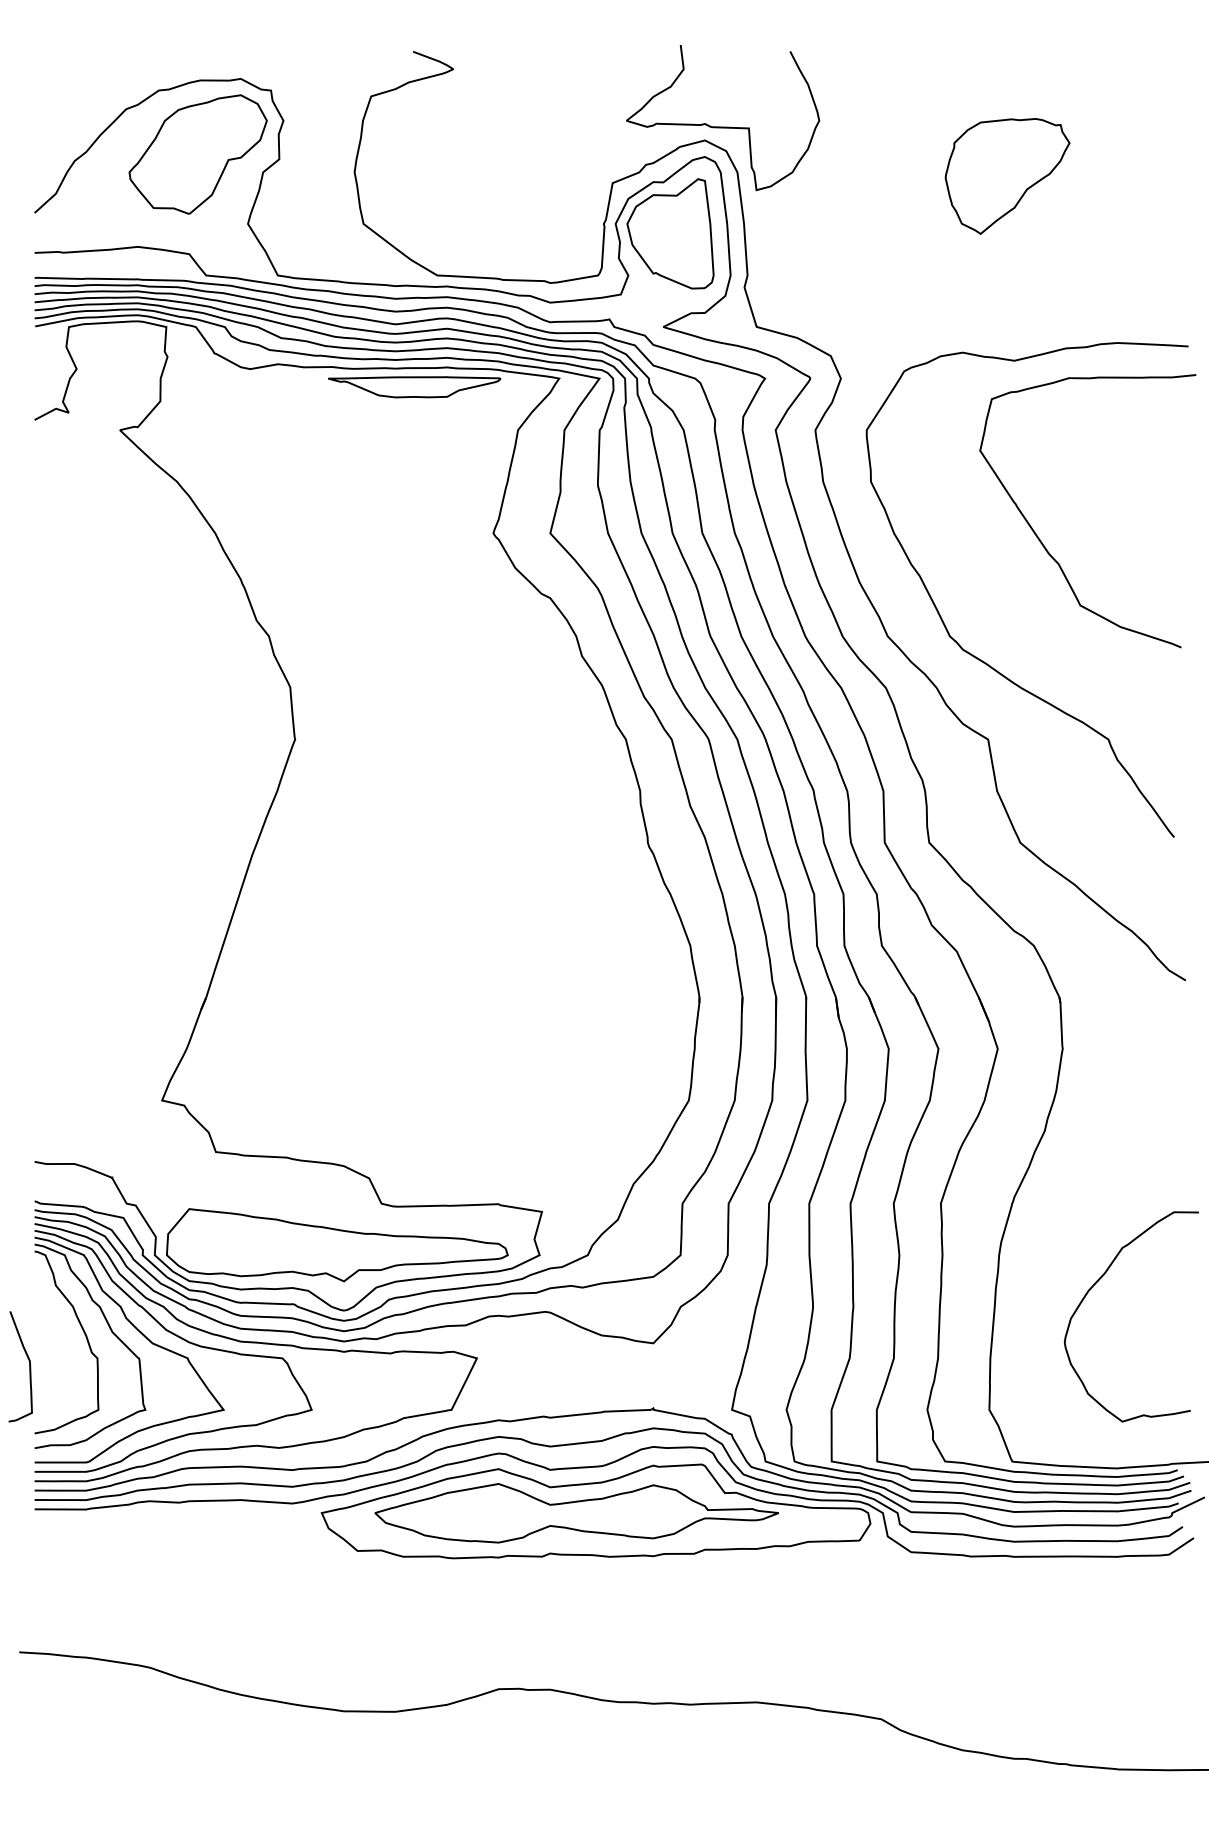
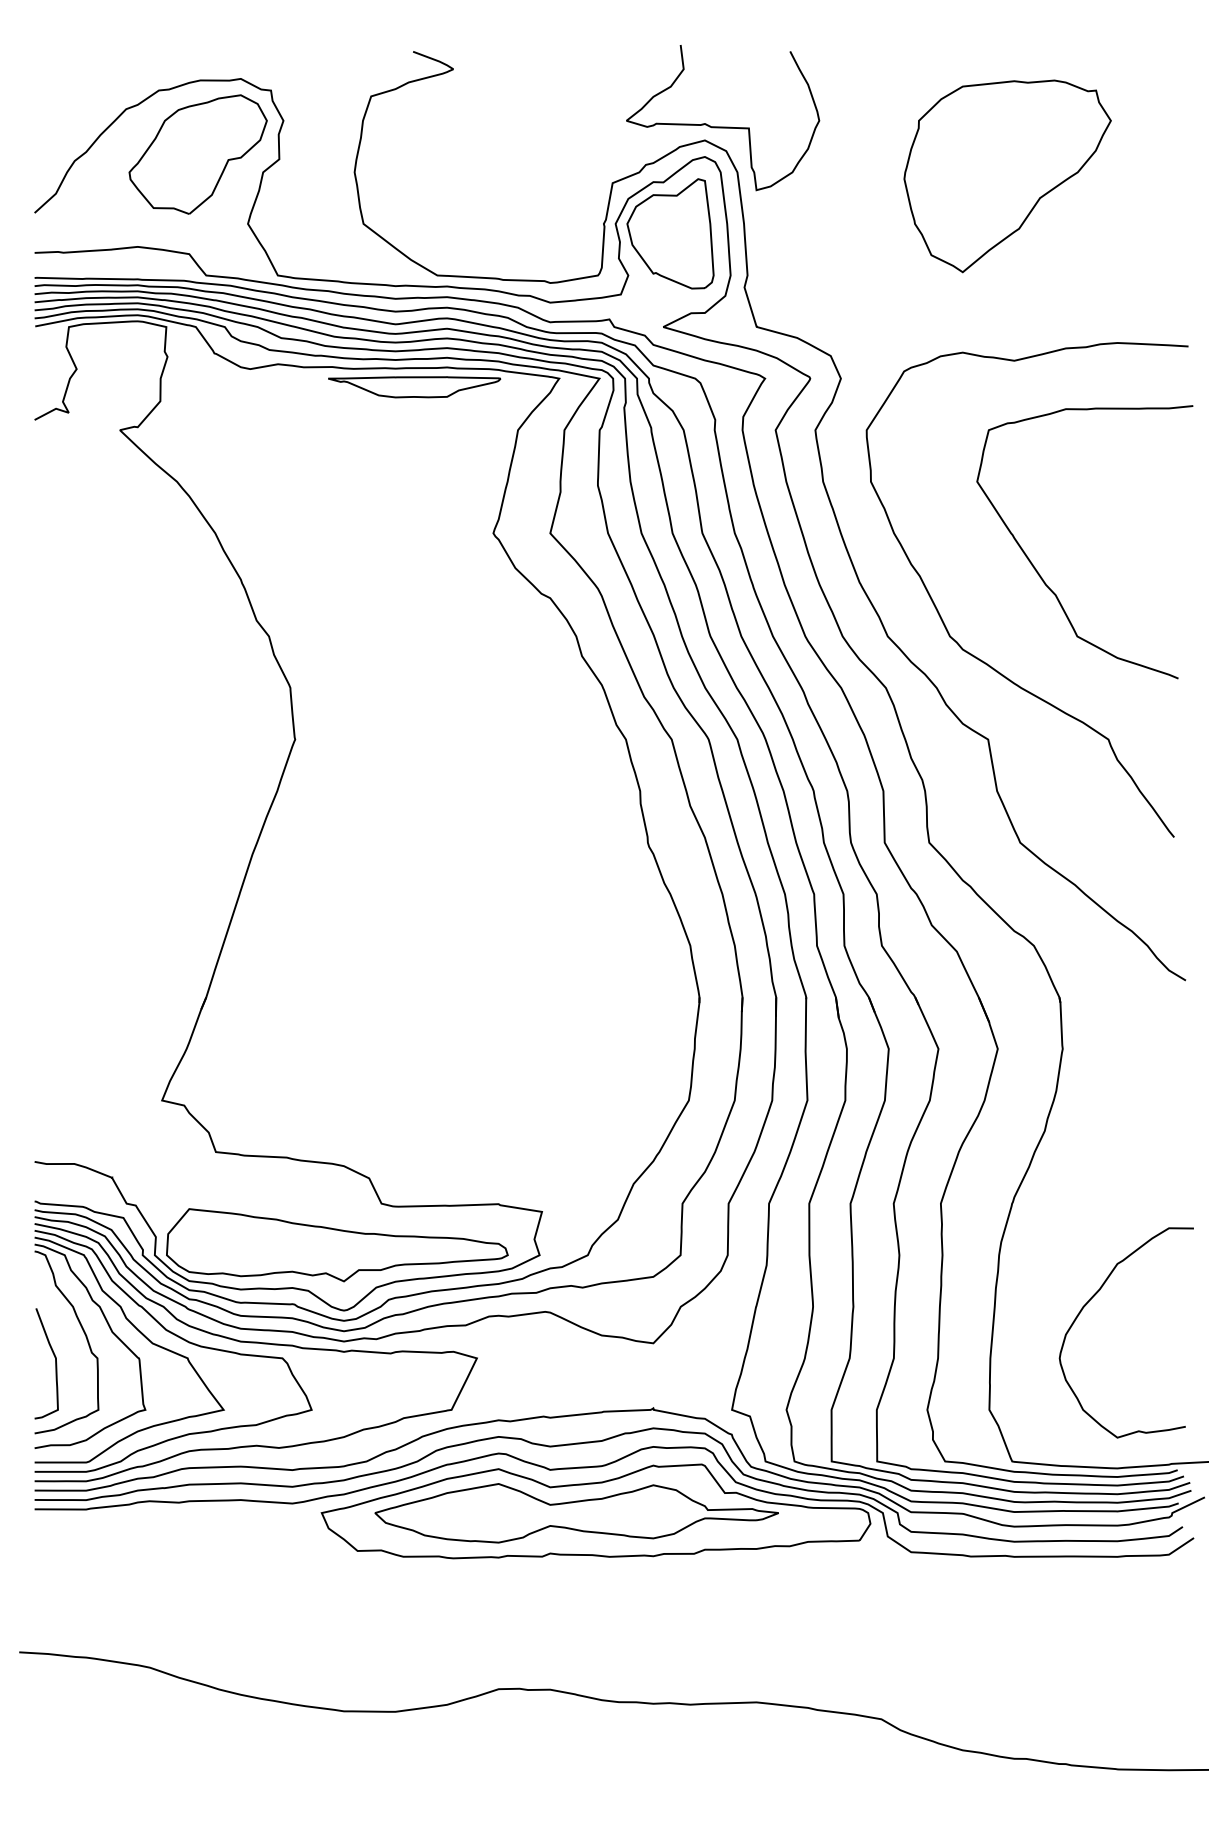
part size: 127x117 px -> 209x195 px (1007, 176)
curve position: (1043, 543) -> (1040, 574) (1040, 574)
curve position: (1092, 1288) -> (1087, 1304) (1087, 1304)
curve position: (29, 1366) -> (55, 1363) (55, 1363)
